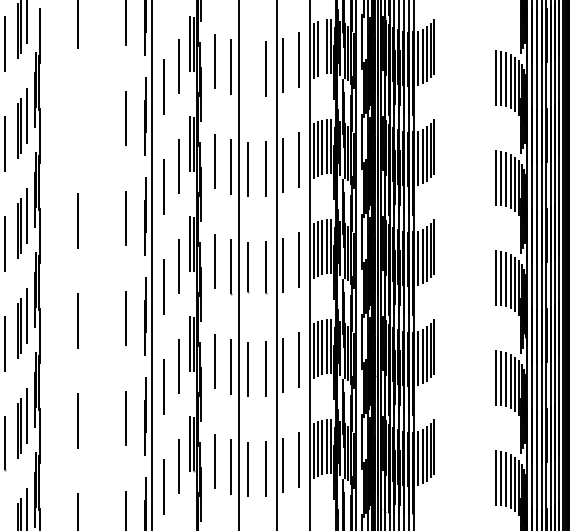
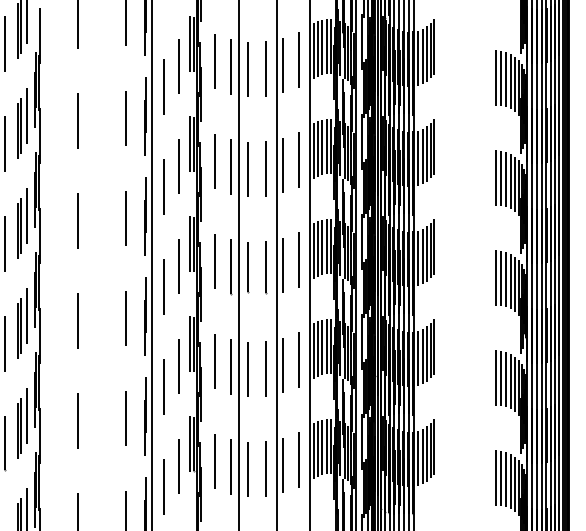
line: none -> present (322, 47)
line: none -> present (248, 69)
line: none -> present (78, 120)
